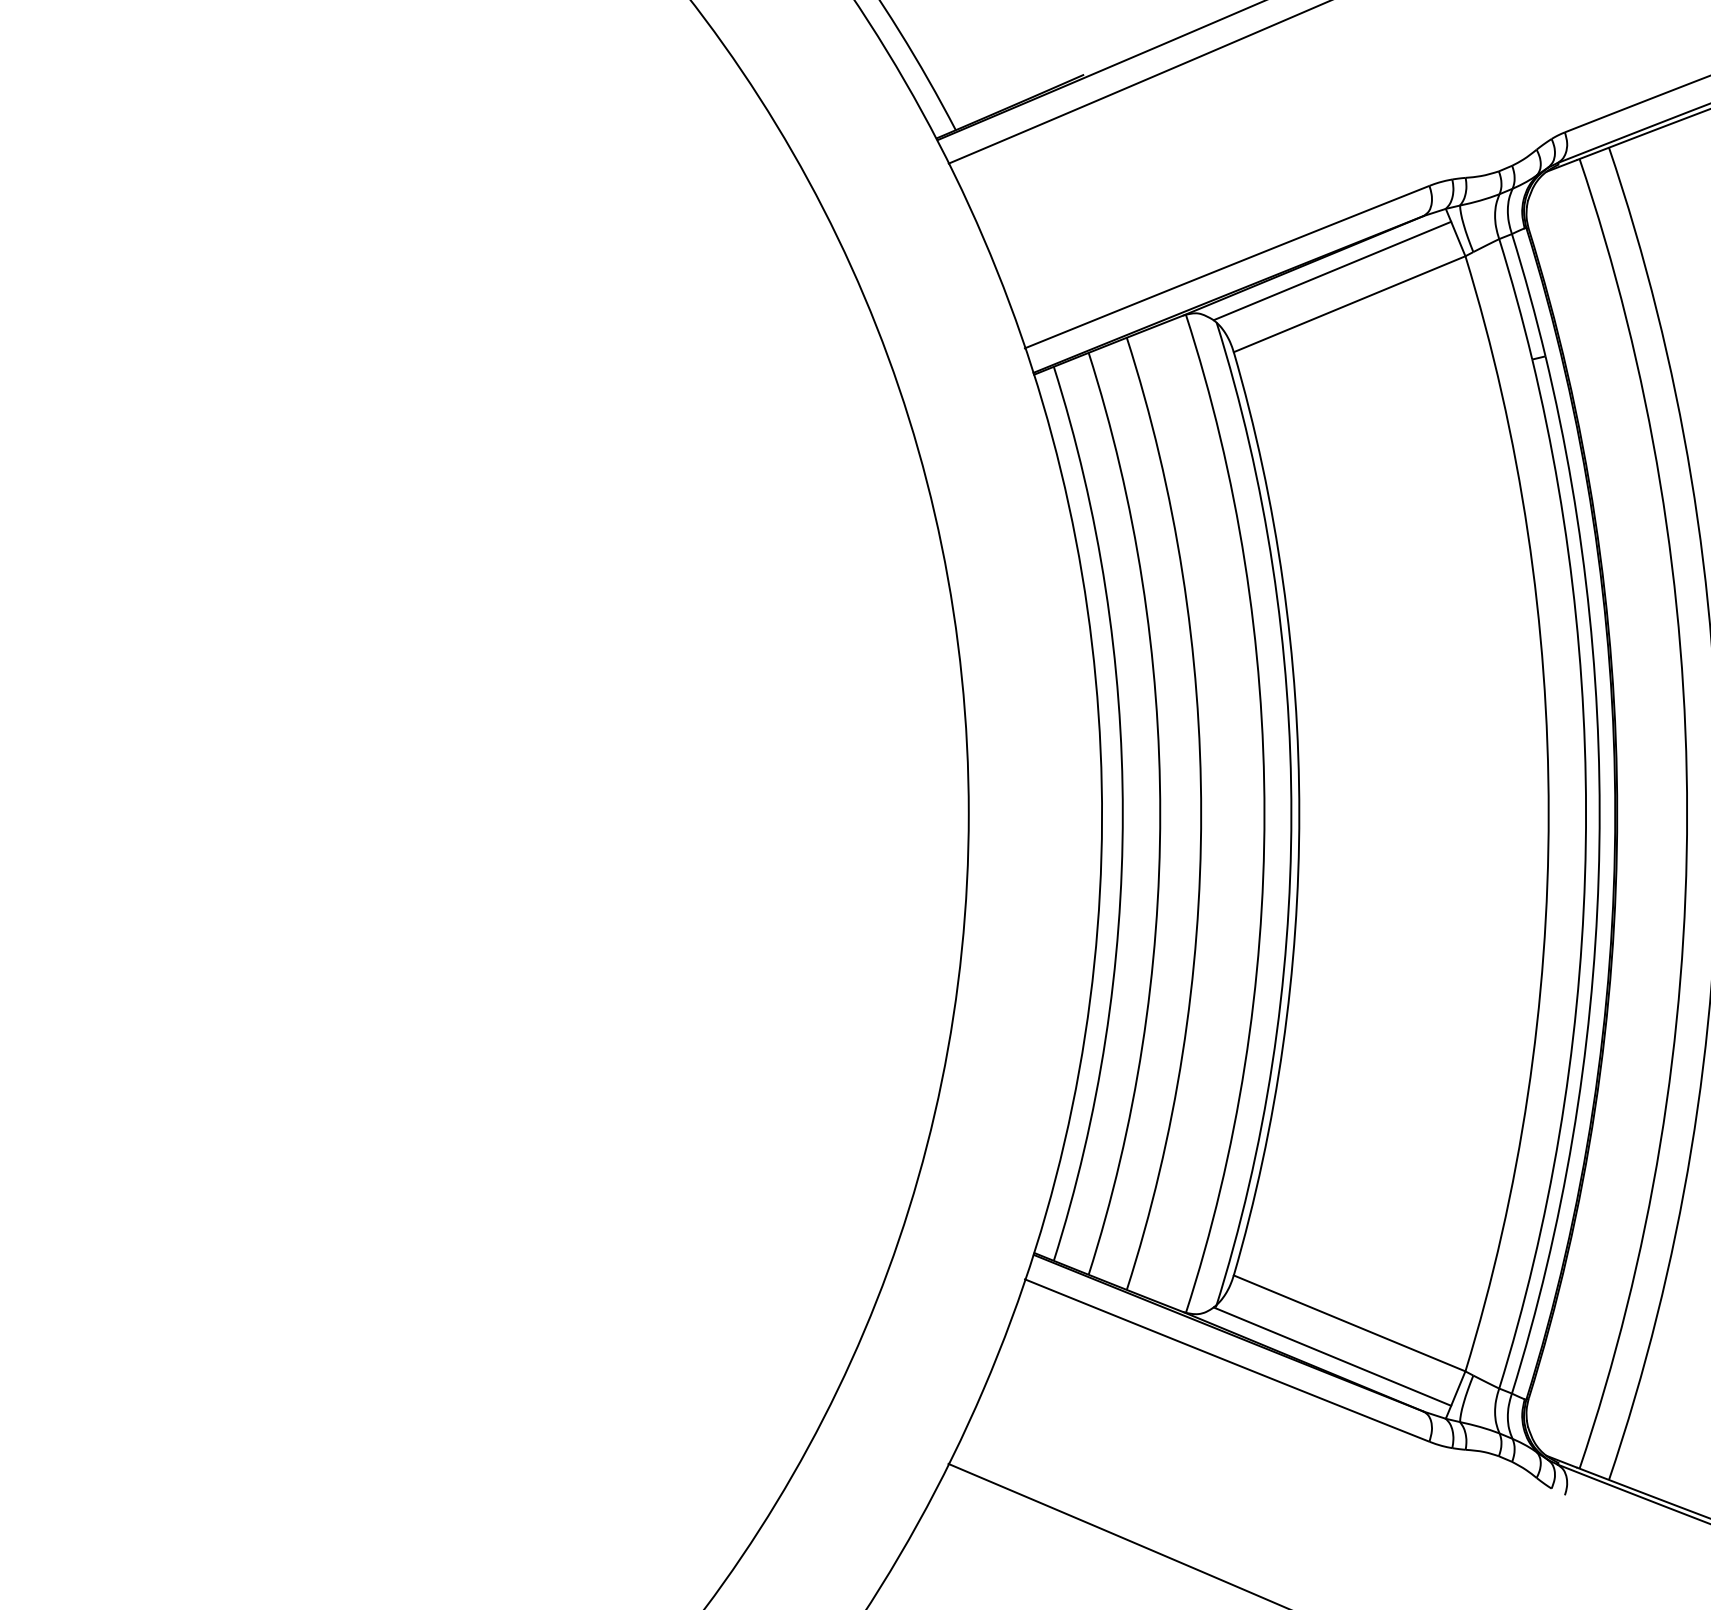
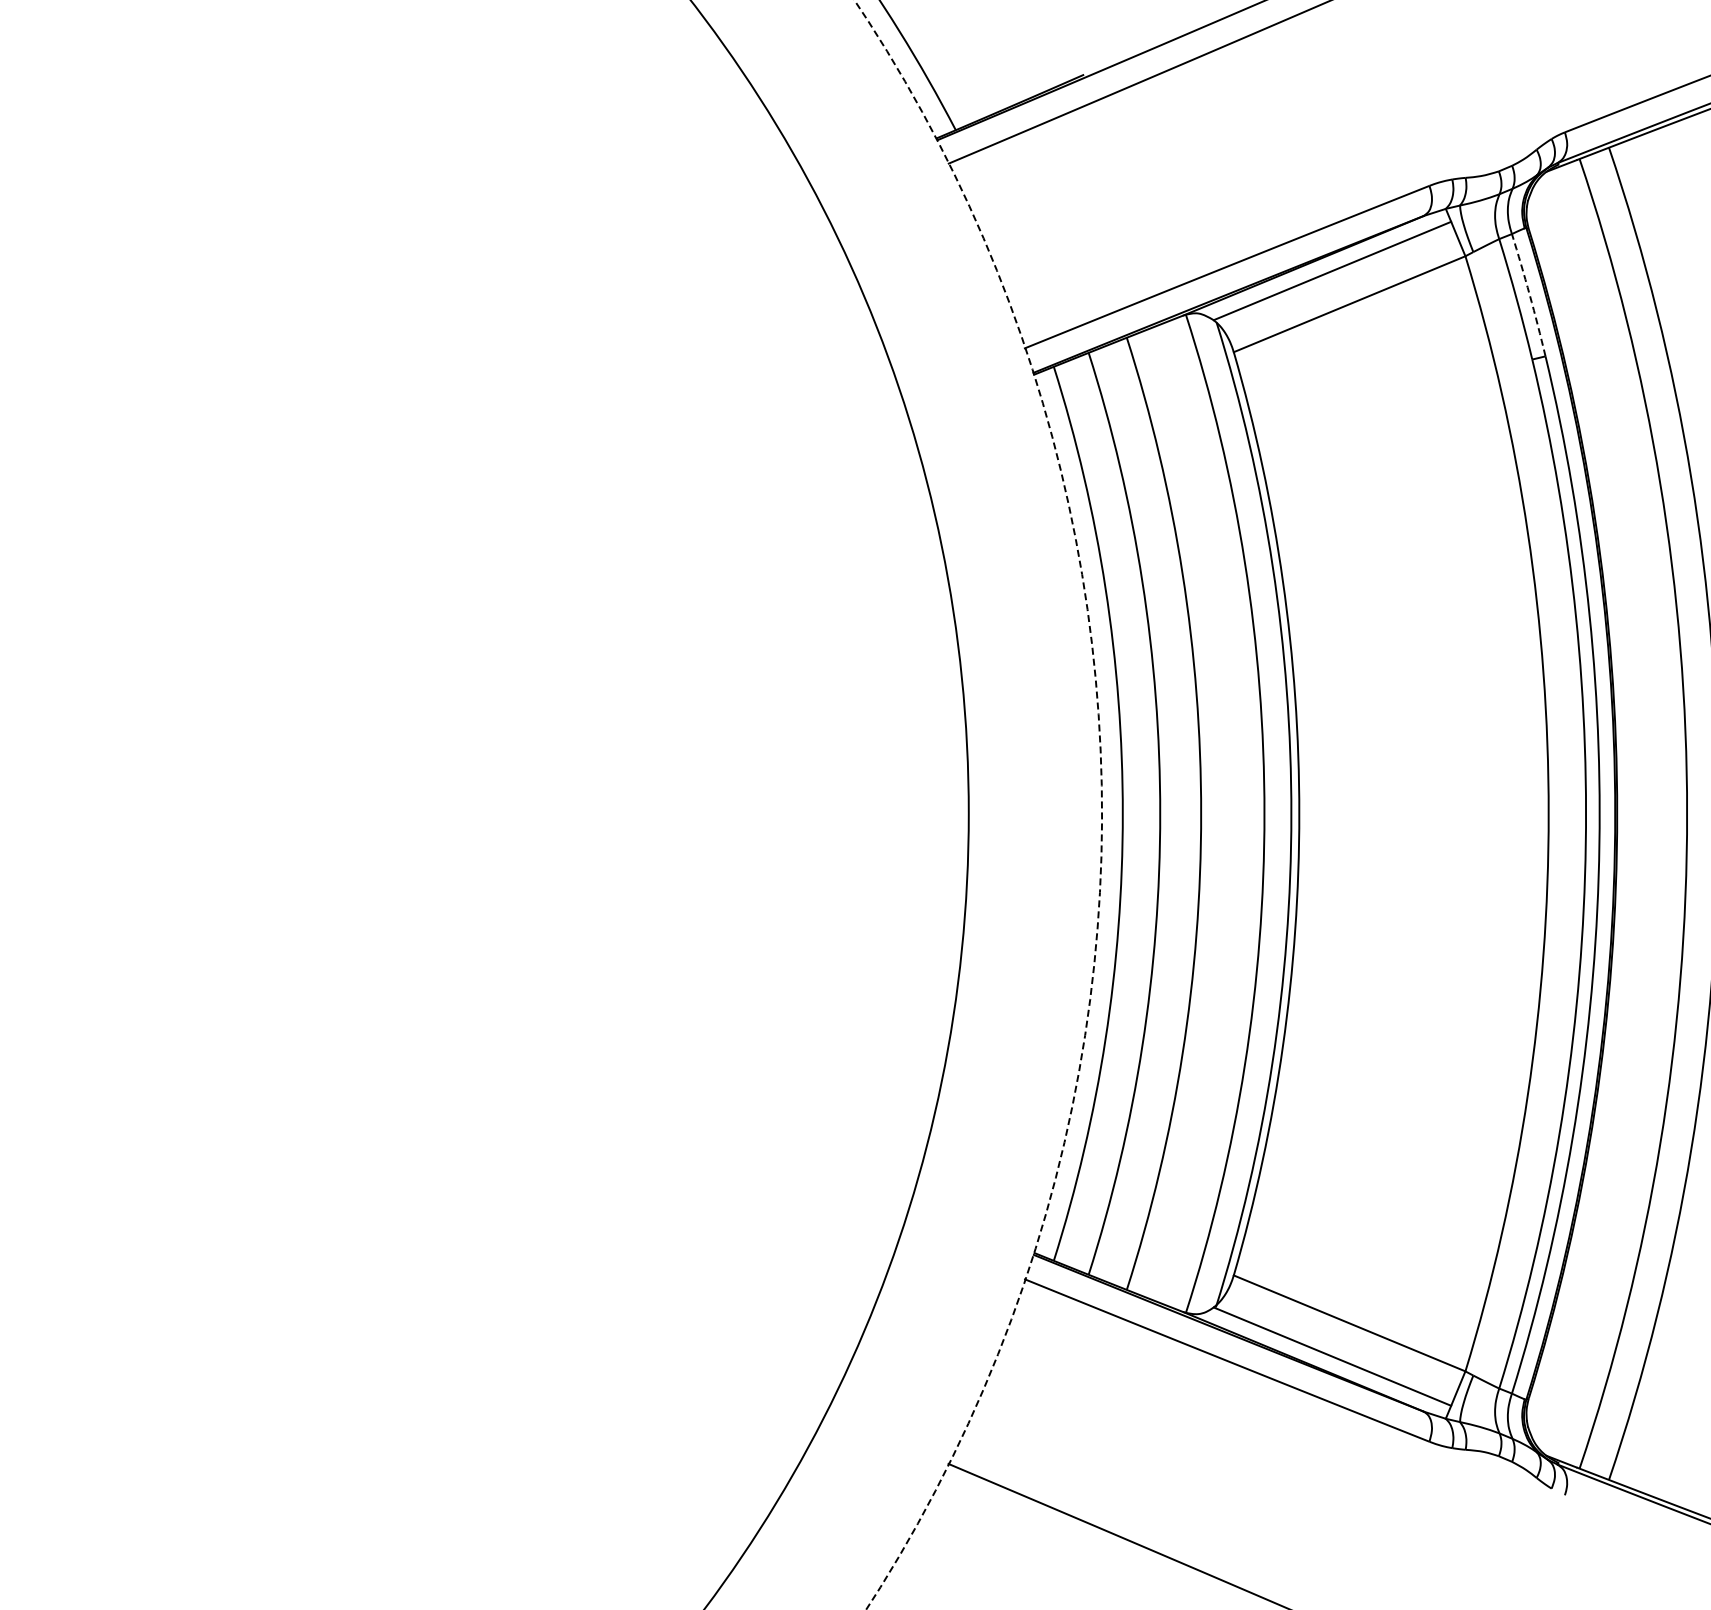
arc: solid -> dashed (1529, 294)
arc: solid -> dashed (1101, 797)
